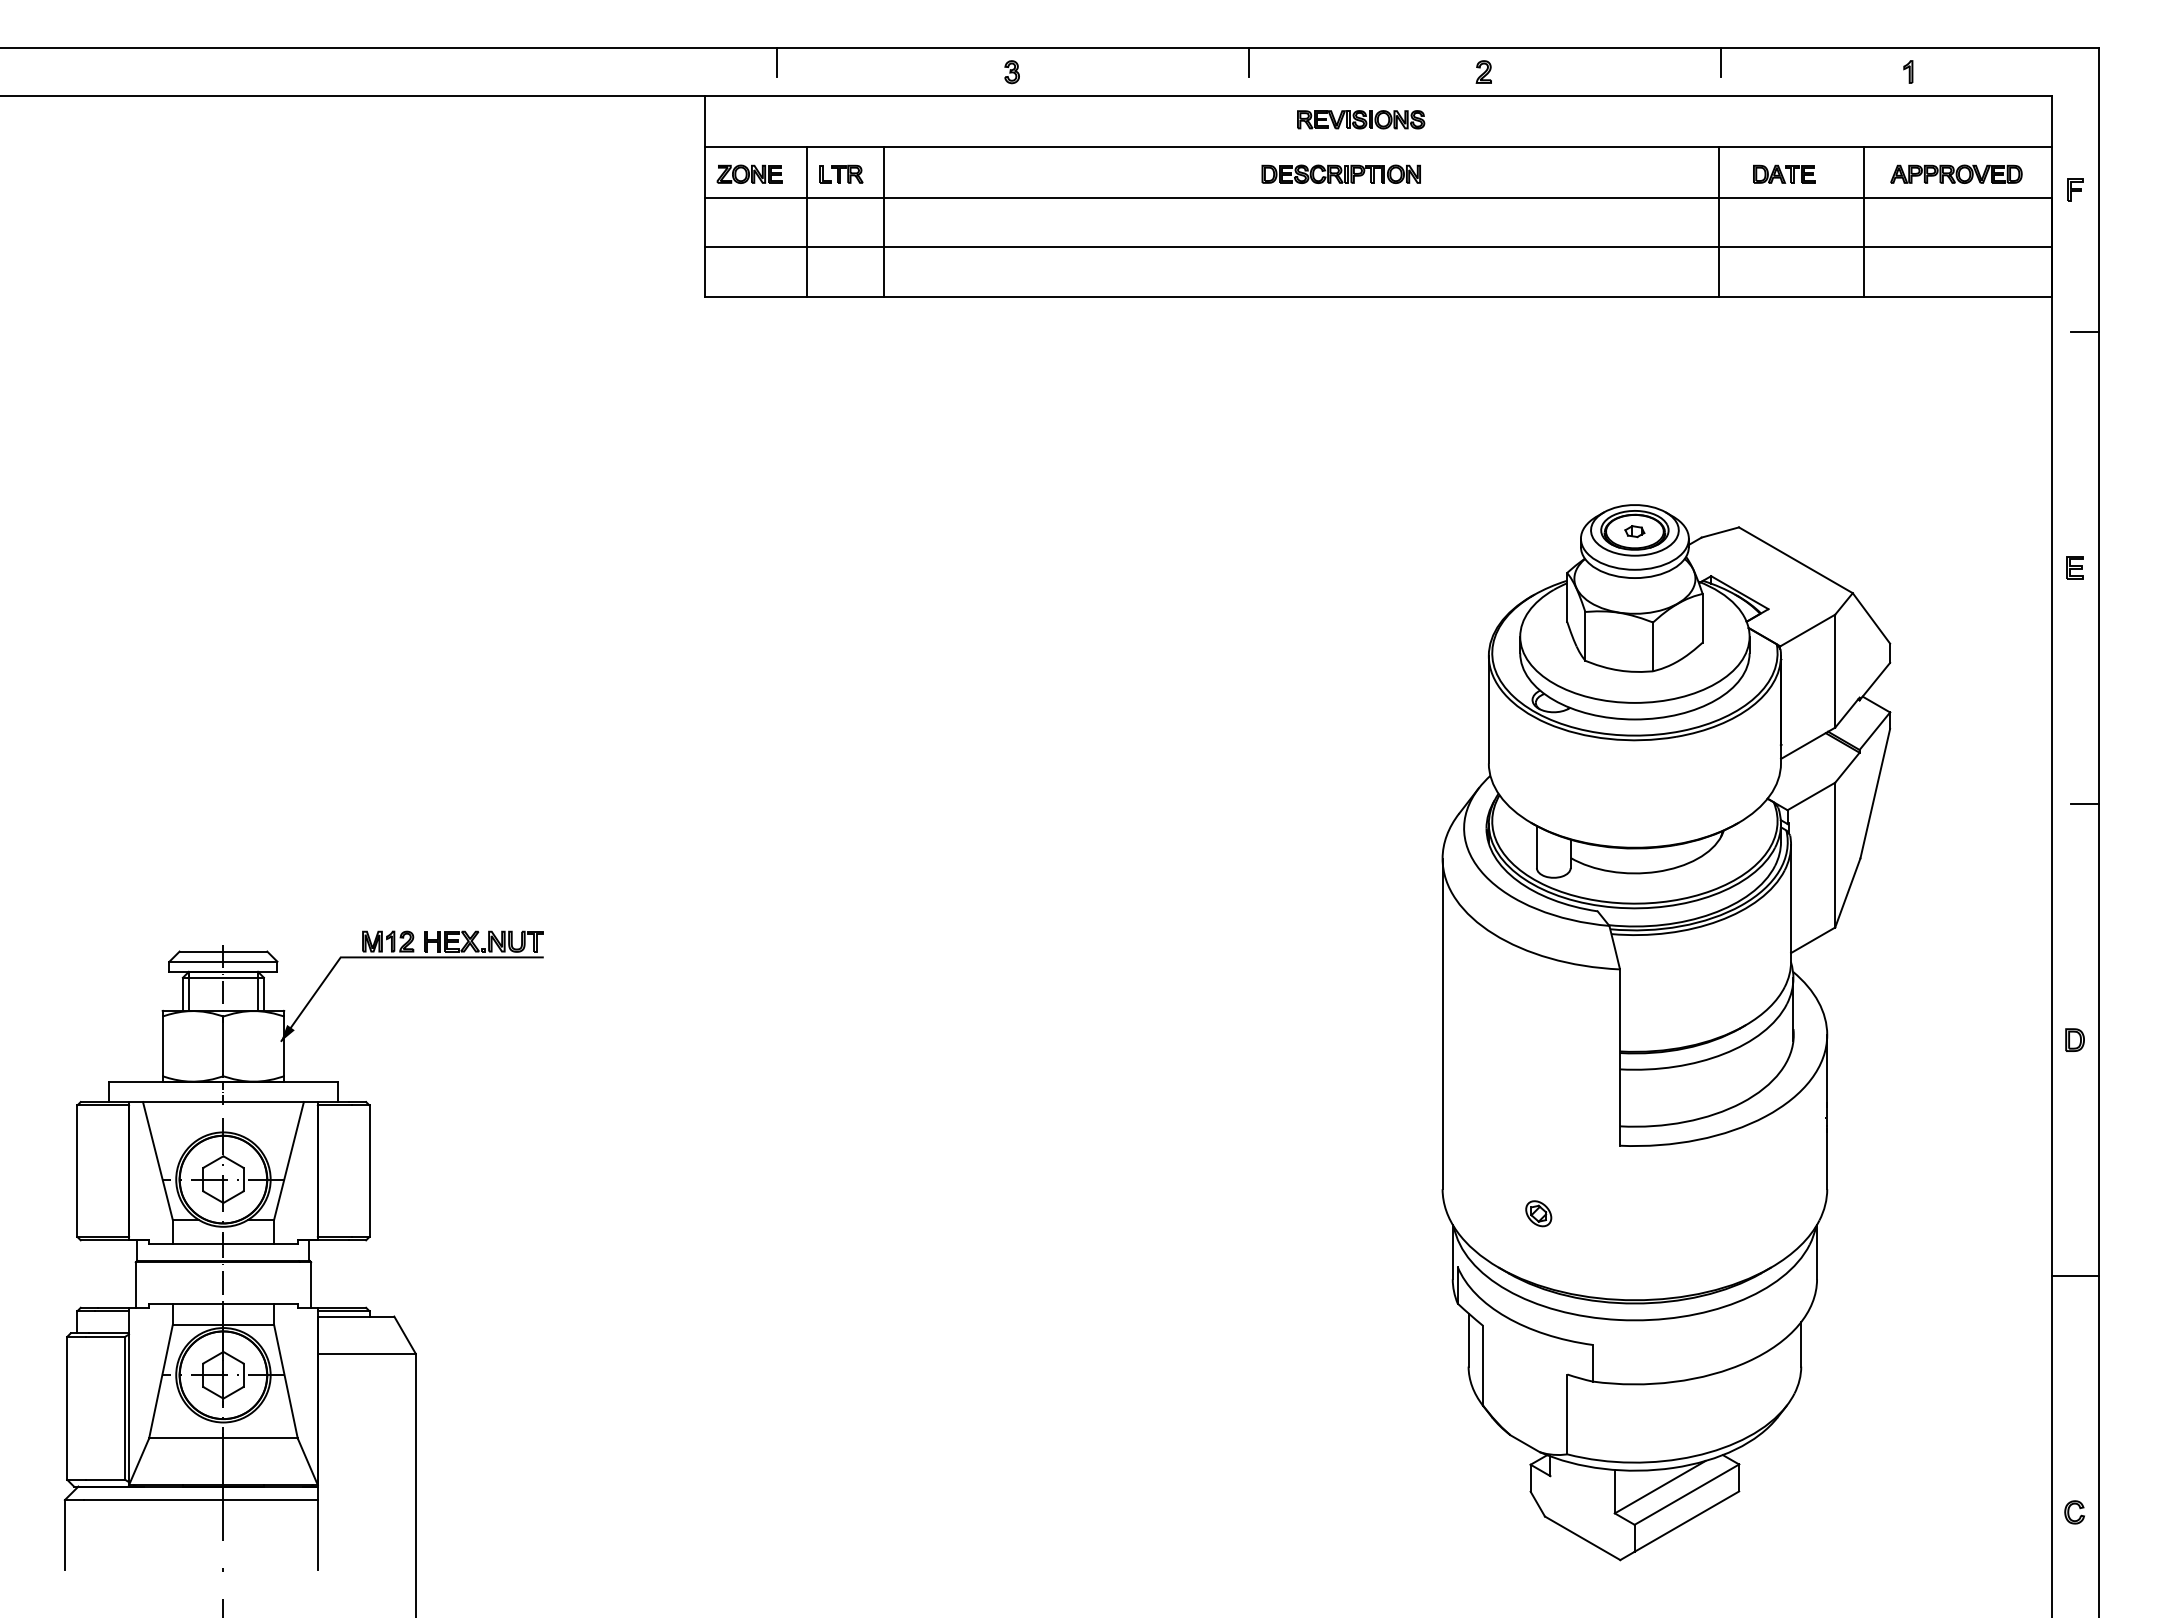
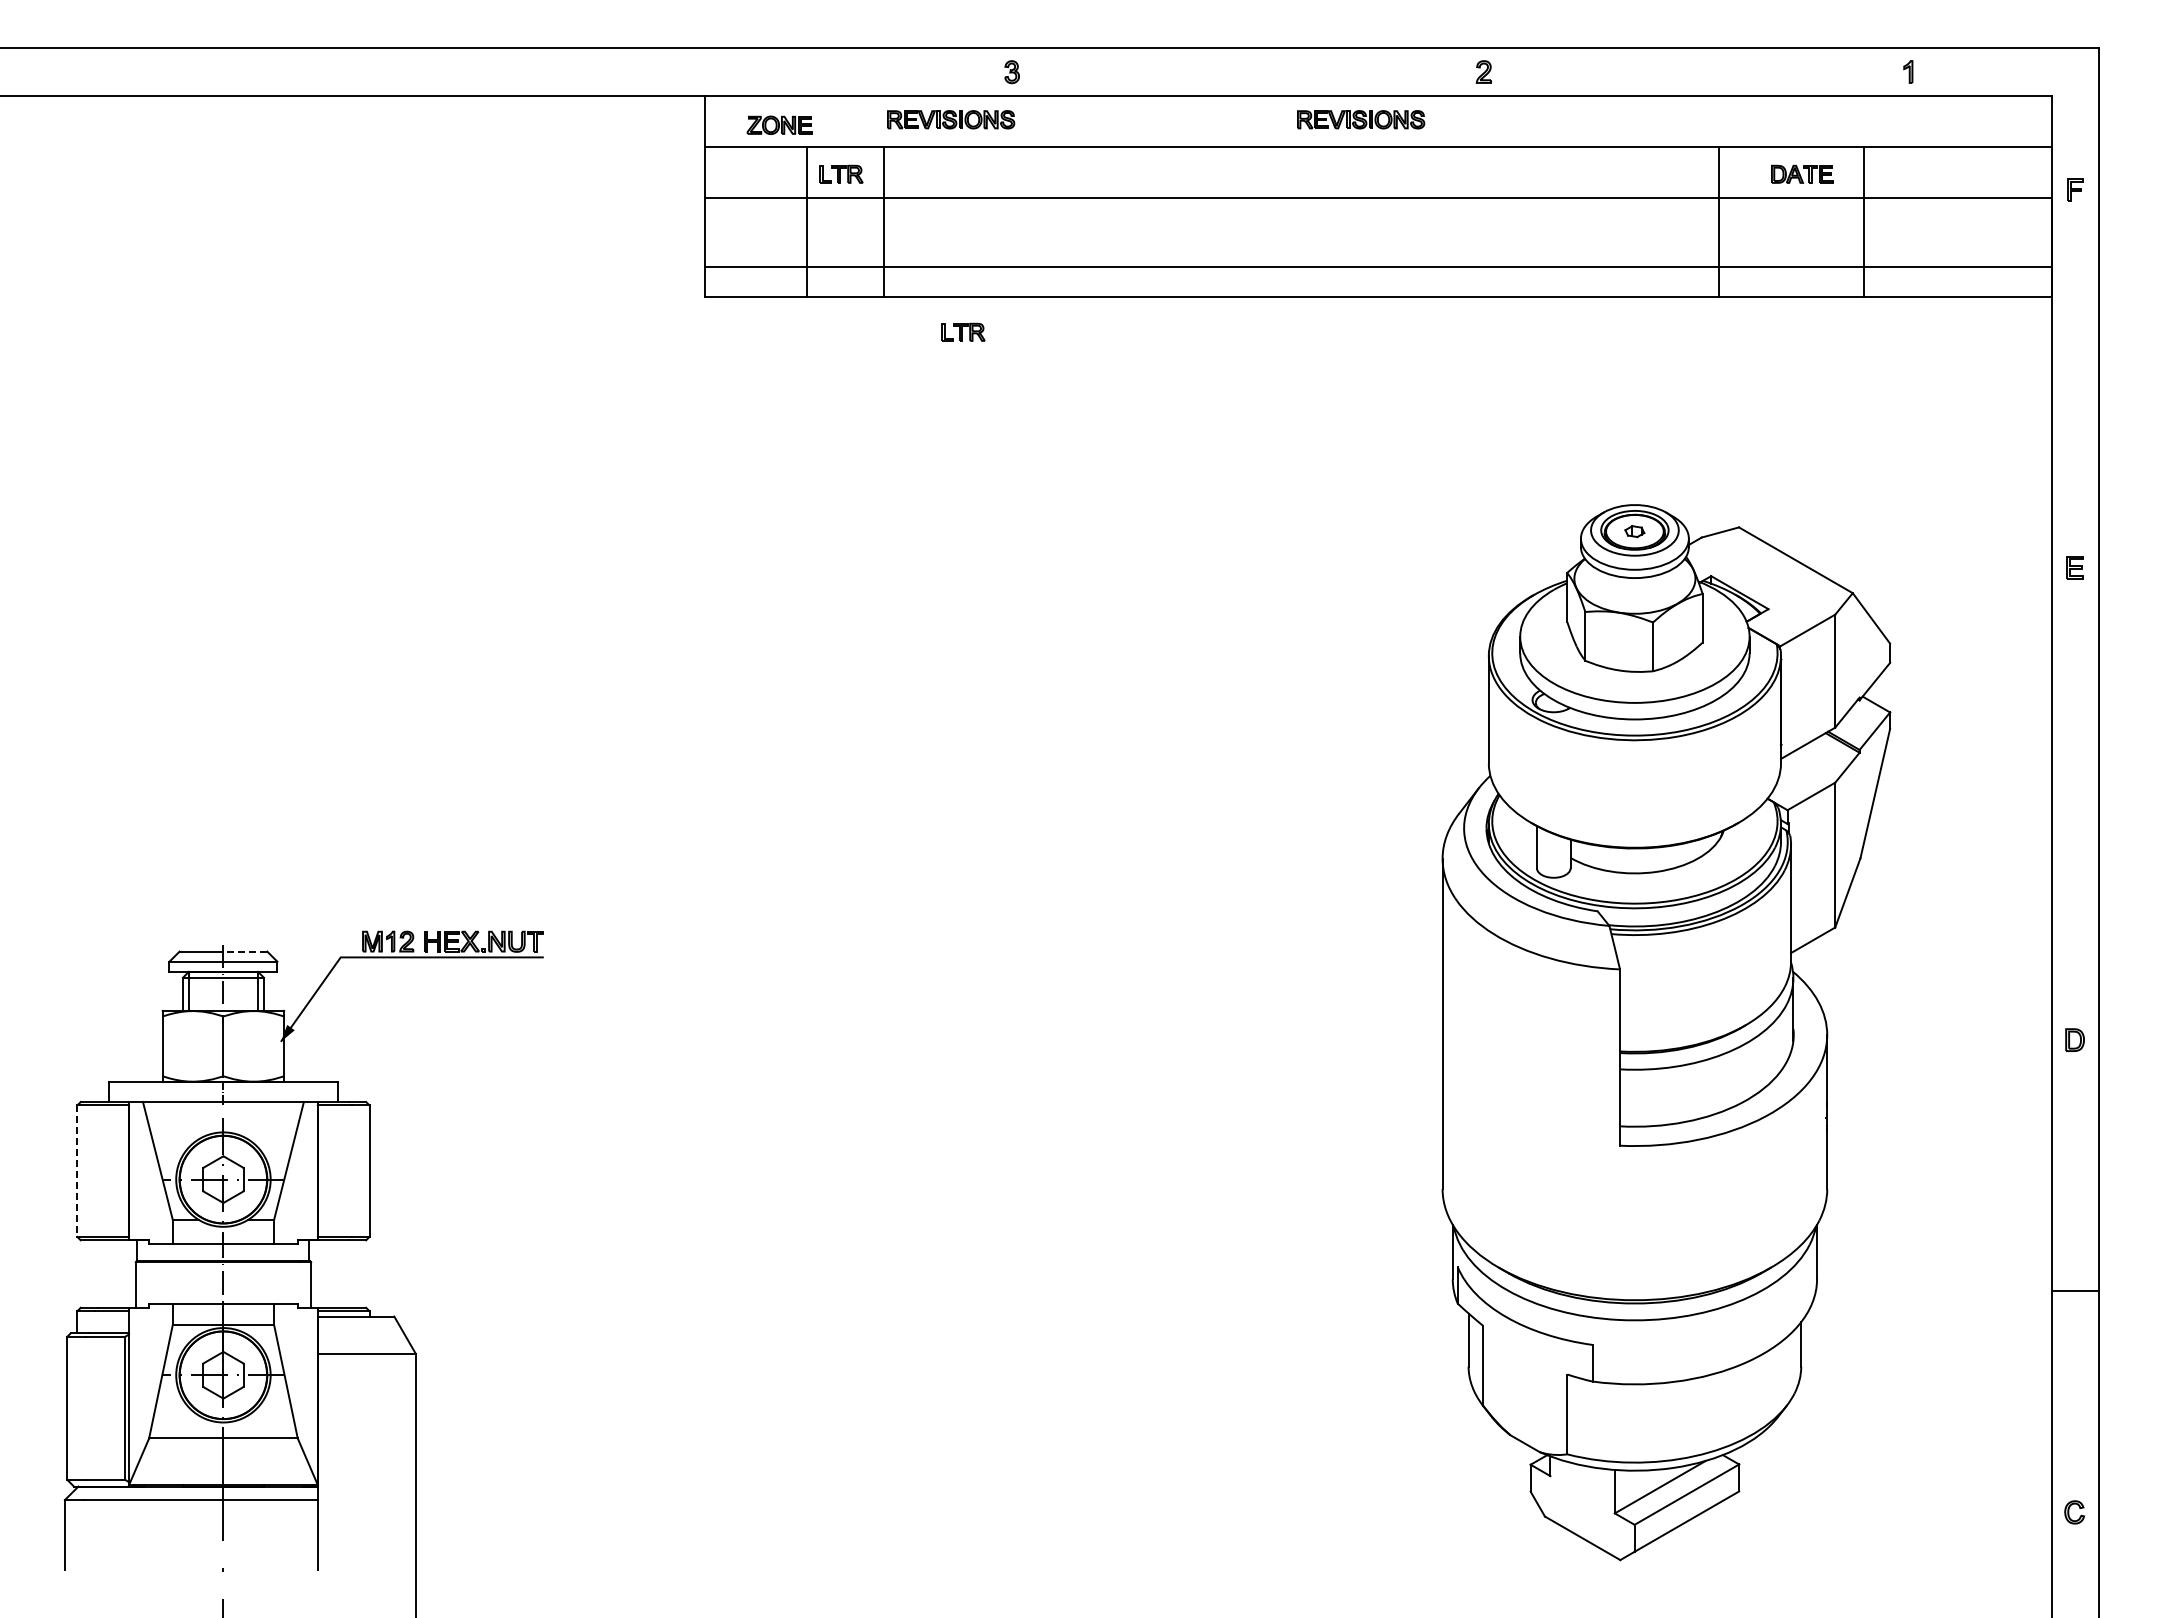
line: present -> none (776, 62)
line: present -> none (1249, 62)
line: present -> none (1721, 62)
part: none -> present (951, 119)
part position: (749, 173) -> (779, 124) (779, 124)
part: present -> none (1340, 173)
part position: (1784, 173) -> (1802, 173) (1802, 173)
part: present -> none (1956, 173)
line position: (1378, 247) -> (1378, 267) (1378, 267)
part: none -> present (963, 331)
line: present -> none (2084, 331)
line: present -> none (2084, 804)
line: solid -> dashed (245, 951)
line: solid -> dashed (77, 1171)
part: present -> none (1538, 1213)
line position: (2075, 1276) -> (2075, 1291) (2075, 1291)
